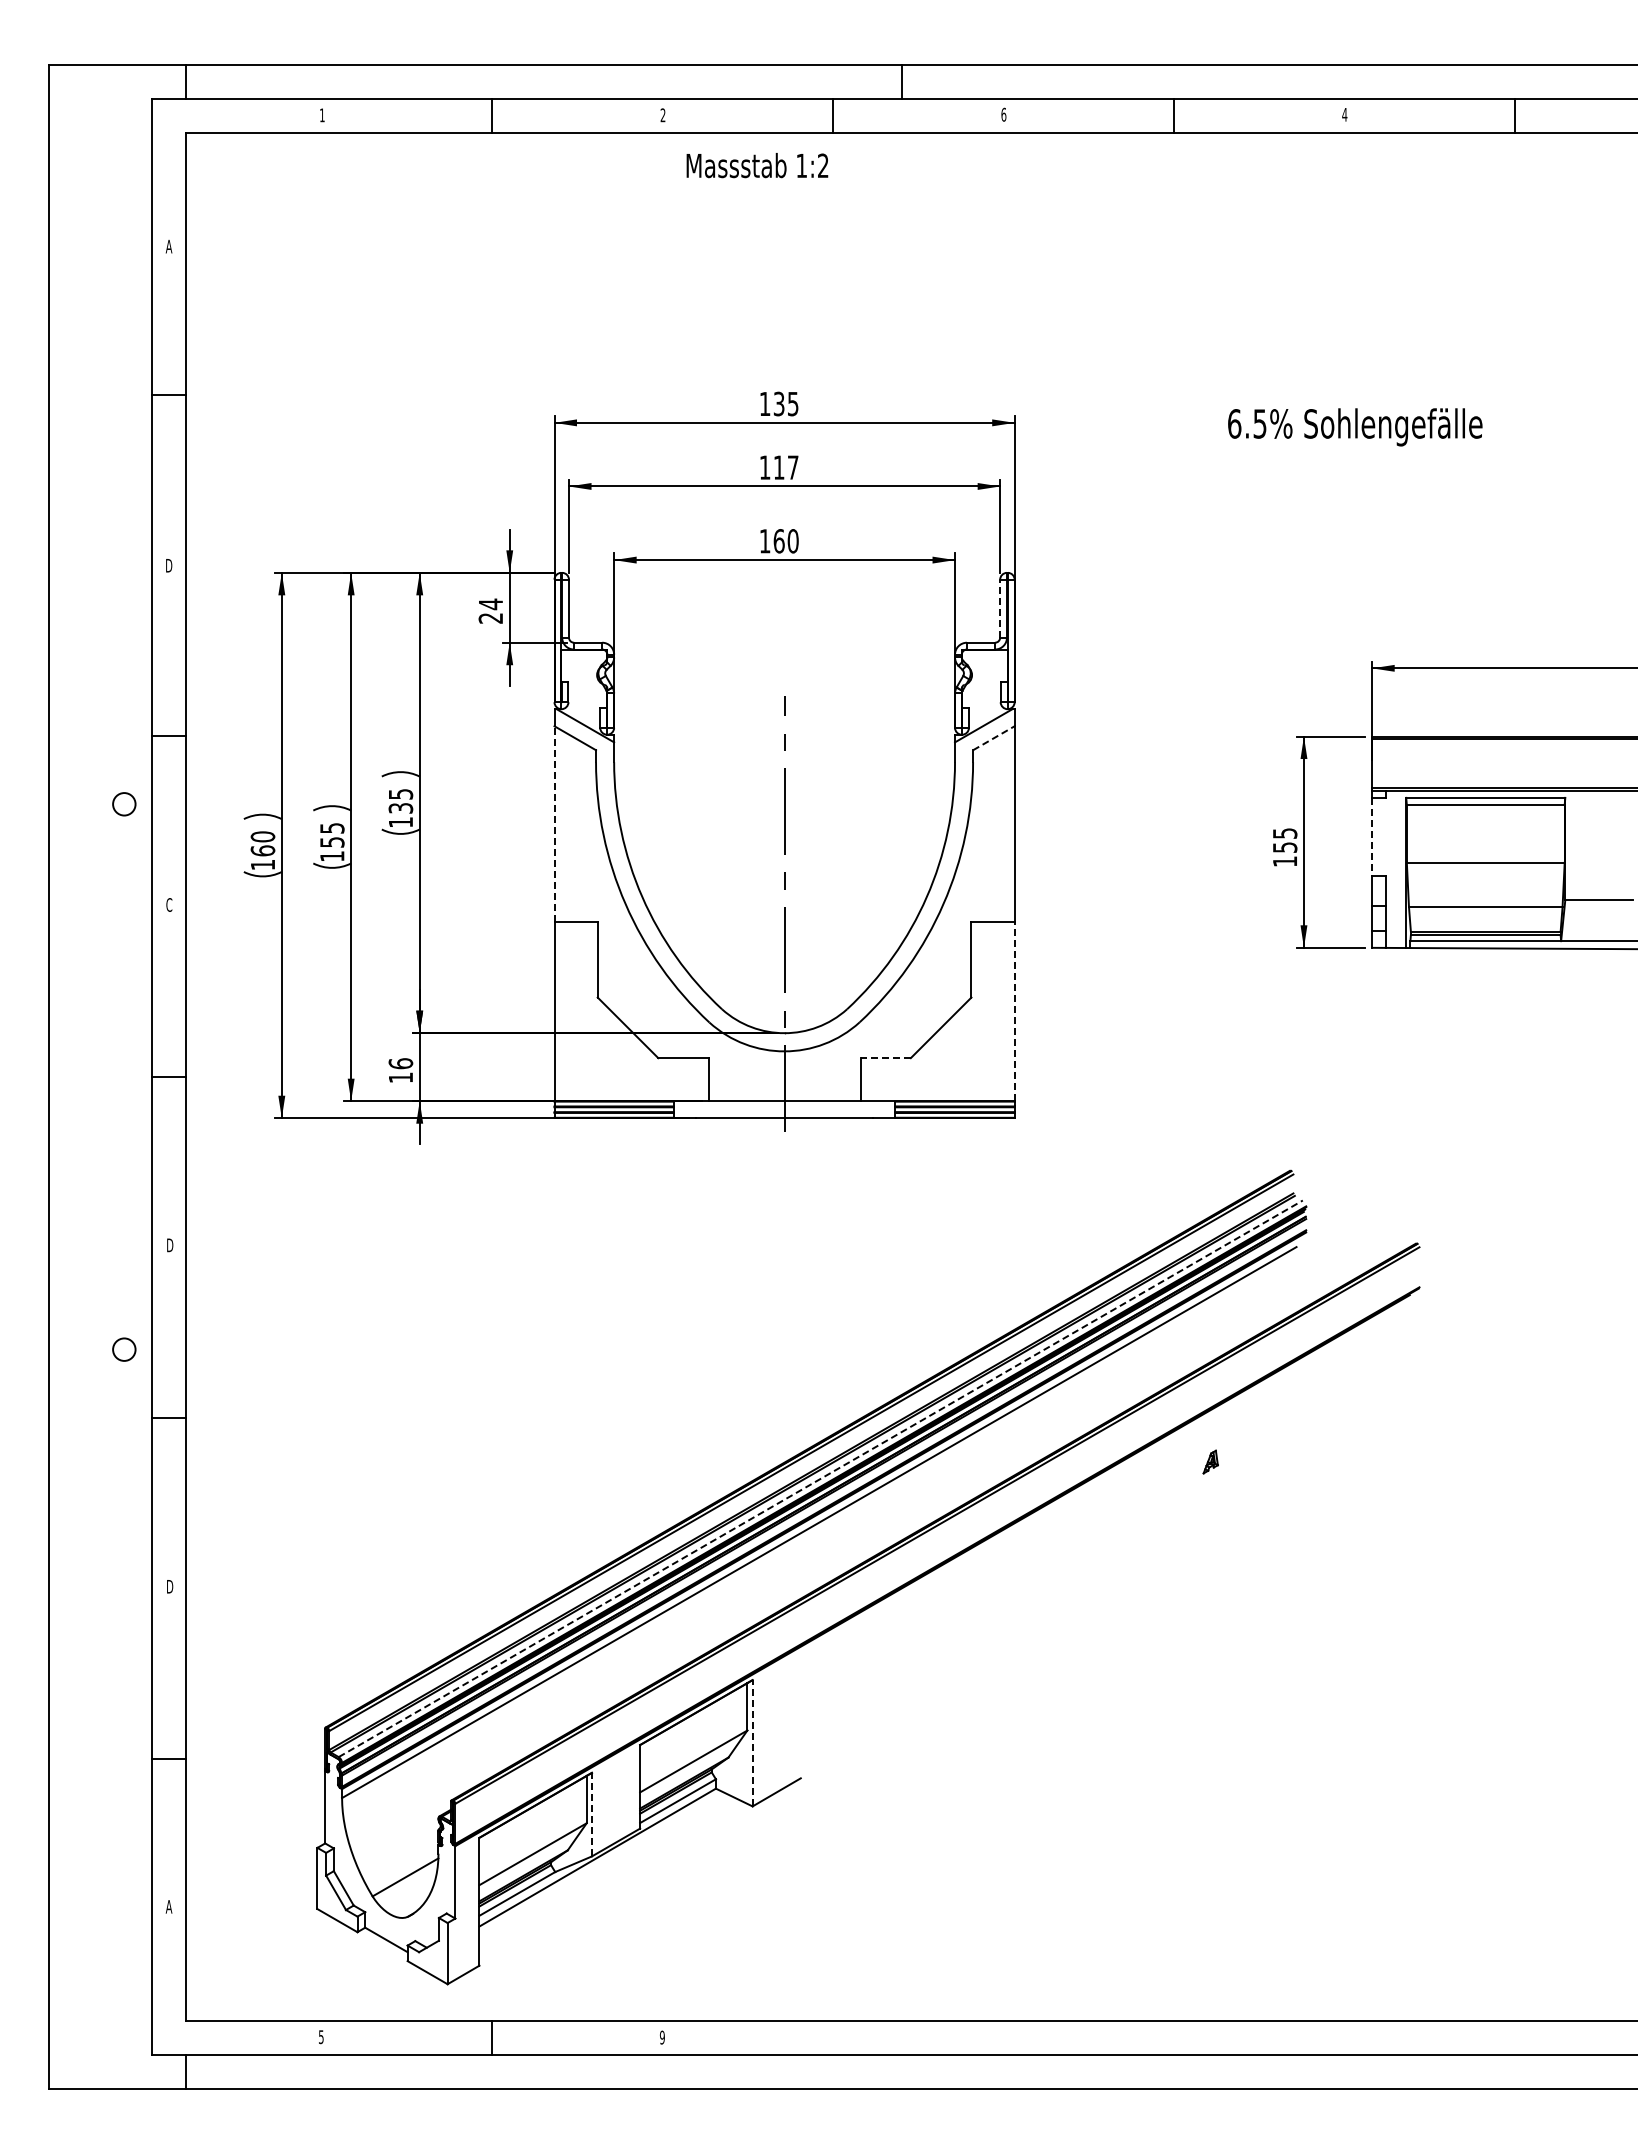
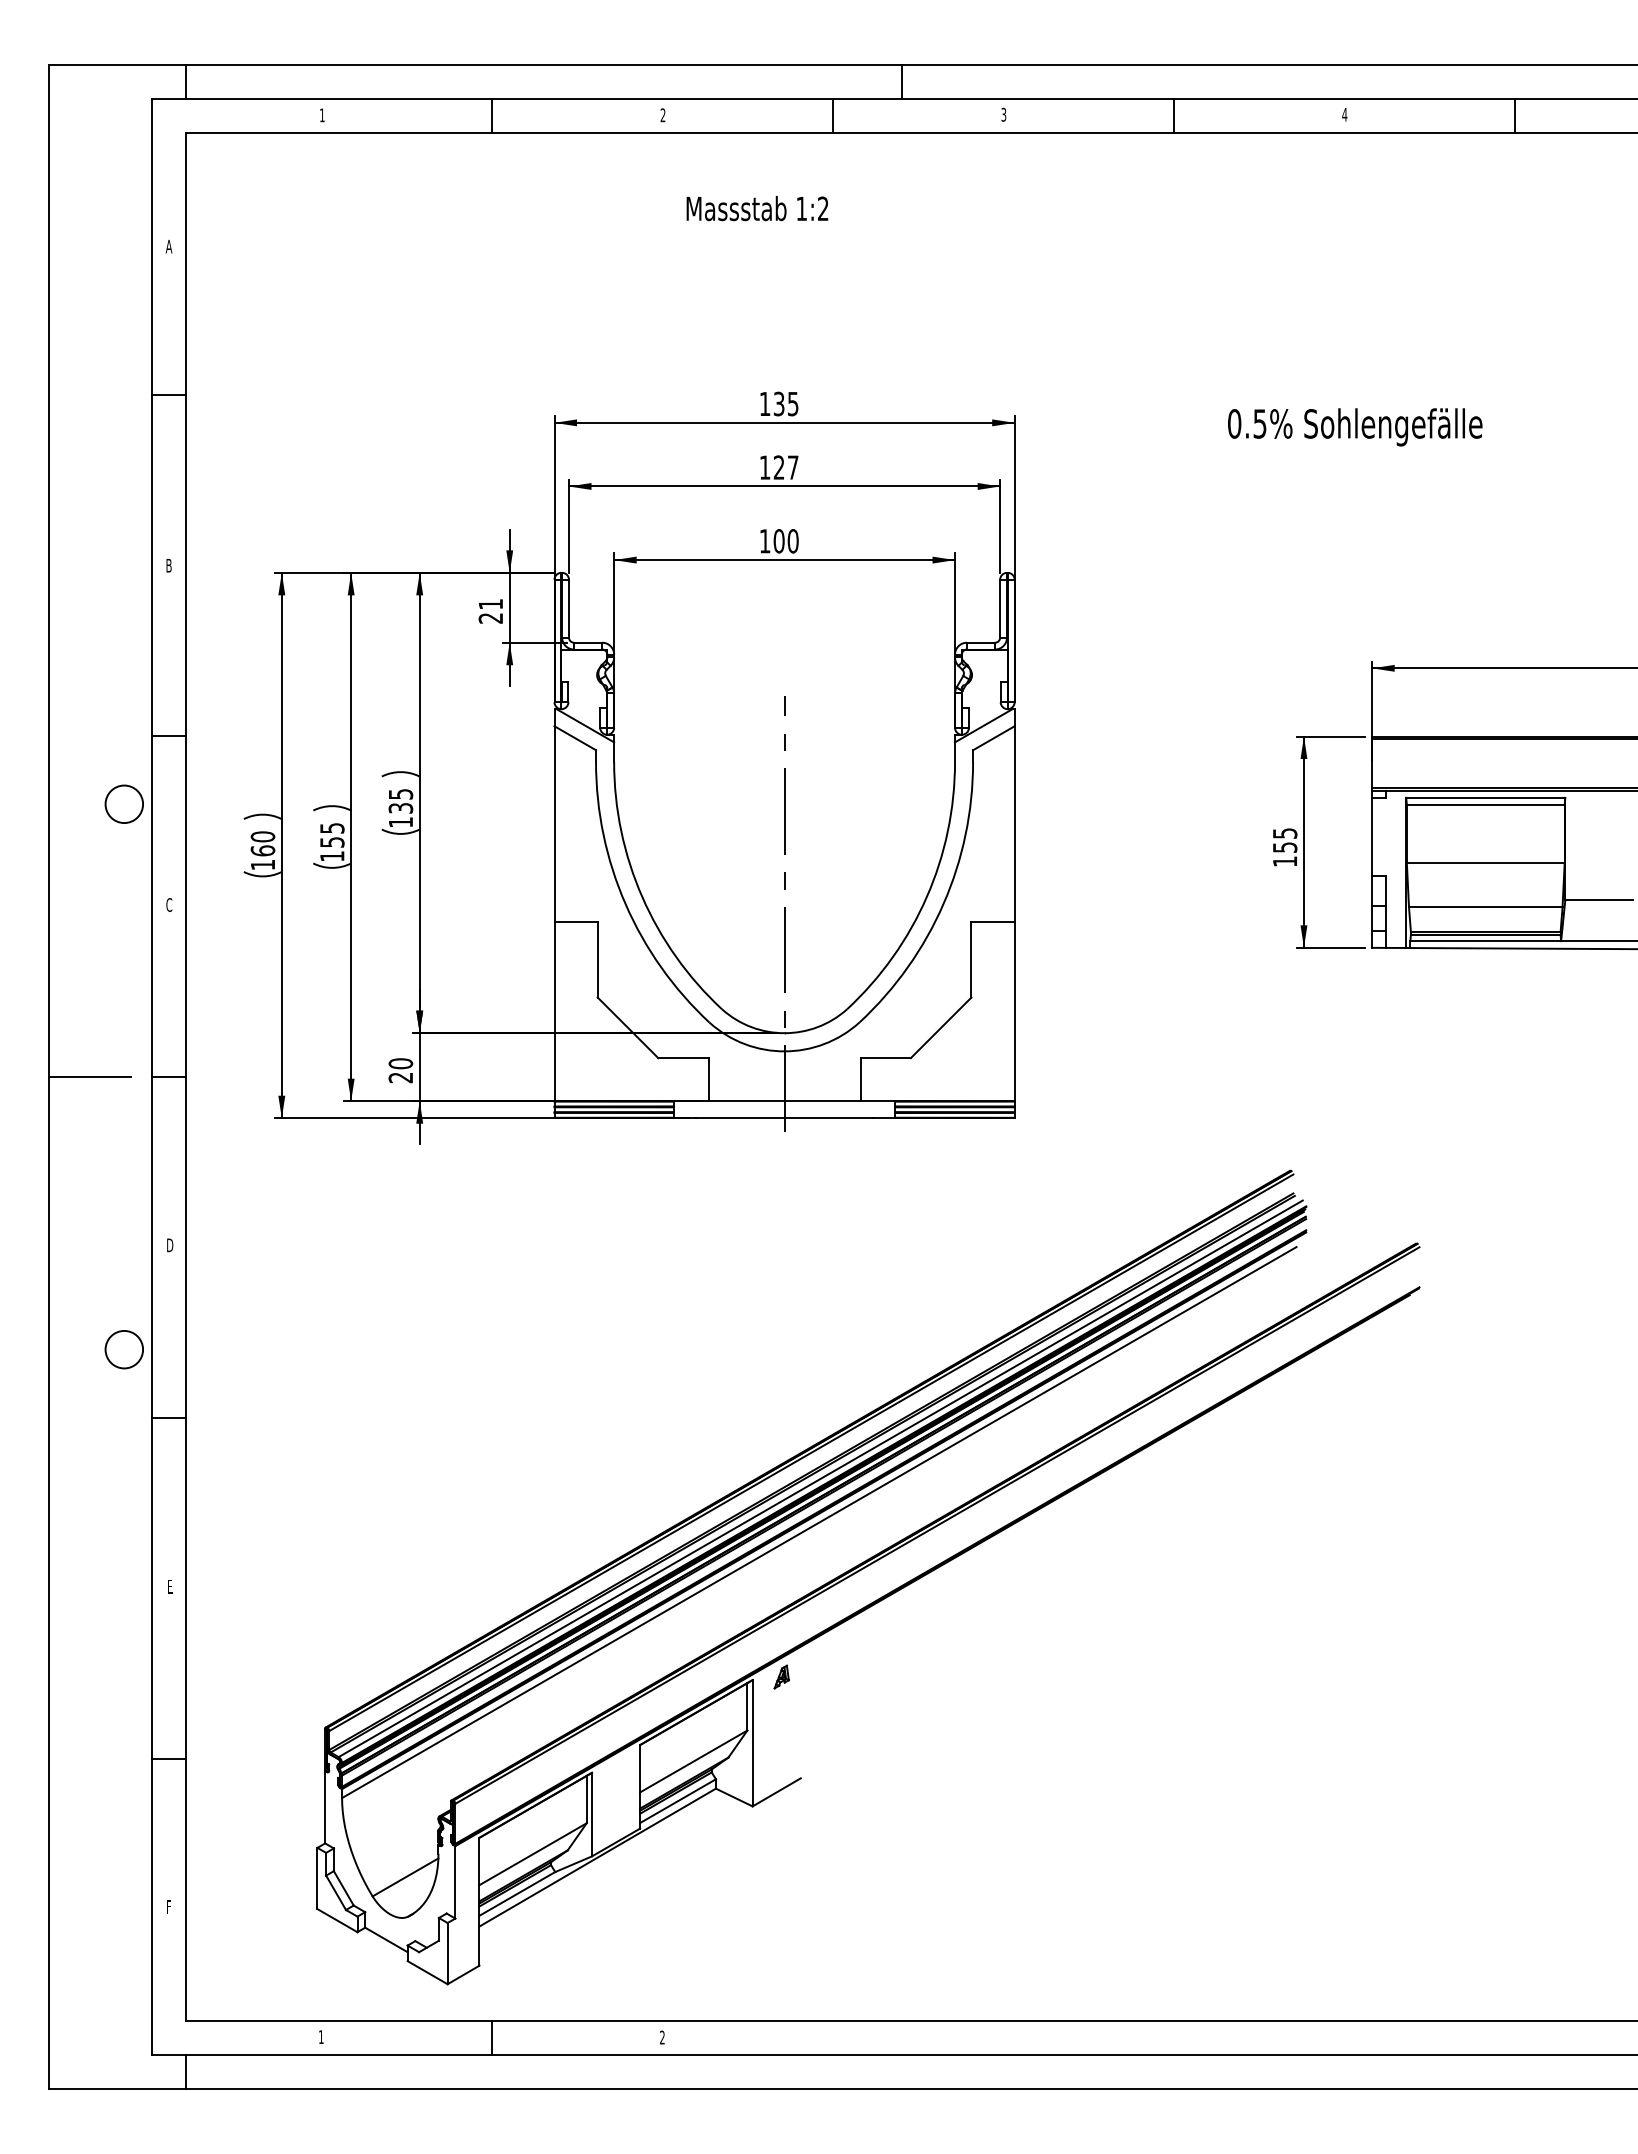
text: 6 -> 3 (1003, 114)
text position: (757, 165) -> (757, 208) (757, 208)
text: 6.5% -> 0.5% (1234, 423)
text: 117 -> 127 (778, 467)
text: 160 -> 100 (778, 541)
text: D -> B (169, 565)
text: 24 -> 21 (490, 604)
line: dashed -> solid (1000, 608)
line: dashed -> solid (994, 738)
circle diameter: 22 px -> 37 px (124, 804)
line: dashed -> solid (554, 824)
line: dashed -> solid (1372, 837)
line: dashed -> solid (1014, 1011)
line: dashed -> solid (885, 1058)
text: 16 -> 20 (400, 1070)
line: none -> present (90, 1077)
circle diameter: 22 px -> 37 px (124, 1349)
part position: (1210, 1461) -> (781, 1676) (781, 1676)
line: dashed -> solid (820, 1478)
text: D -> E (170, 1586)
line: dashed -> solid (752, 1742)
line: dashed -> solid (591, 1814)
text: A -> F (168, 1906)
text: 5 -> 1 (321, 2037)
text: 9 -> 2 (661, 2037)
